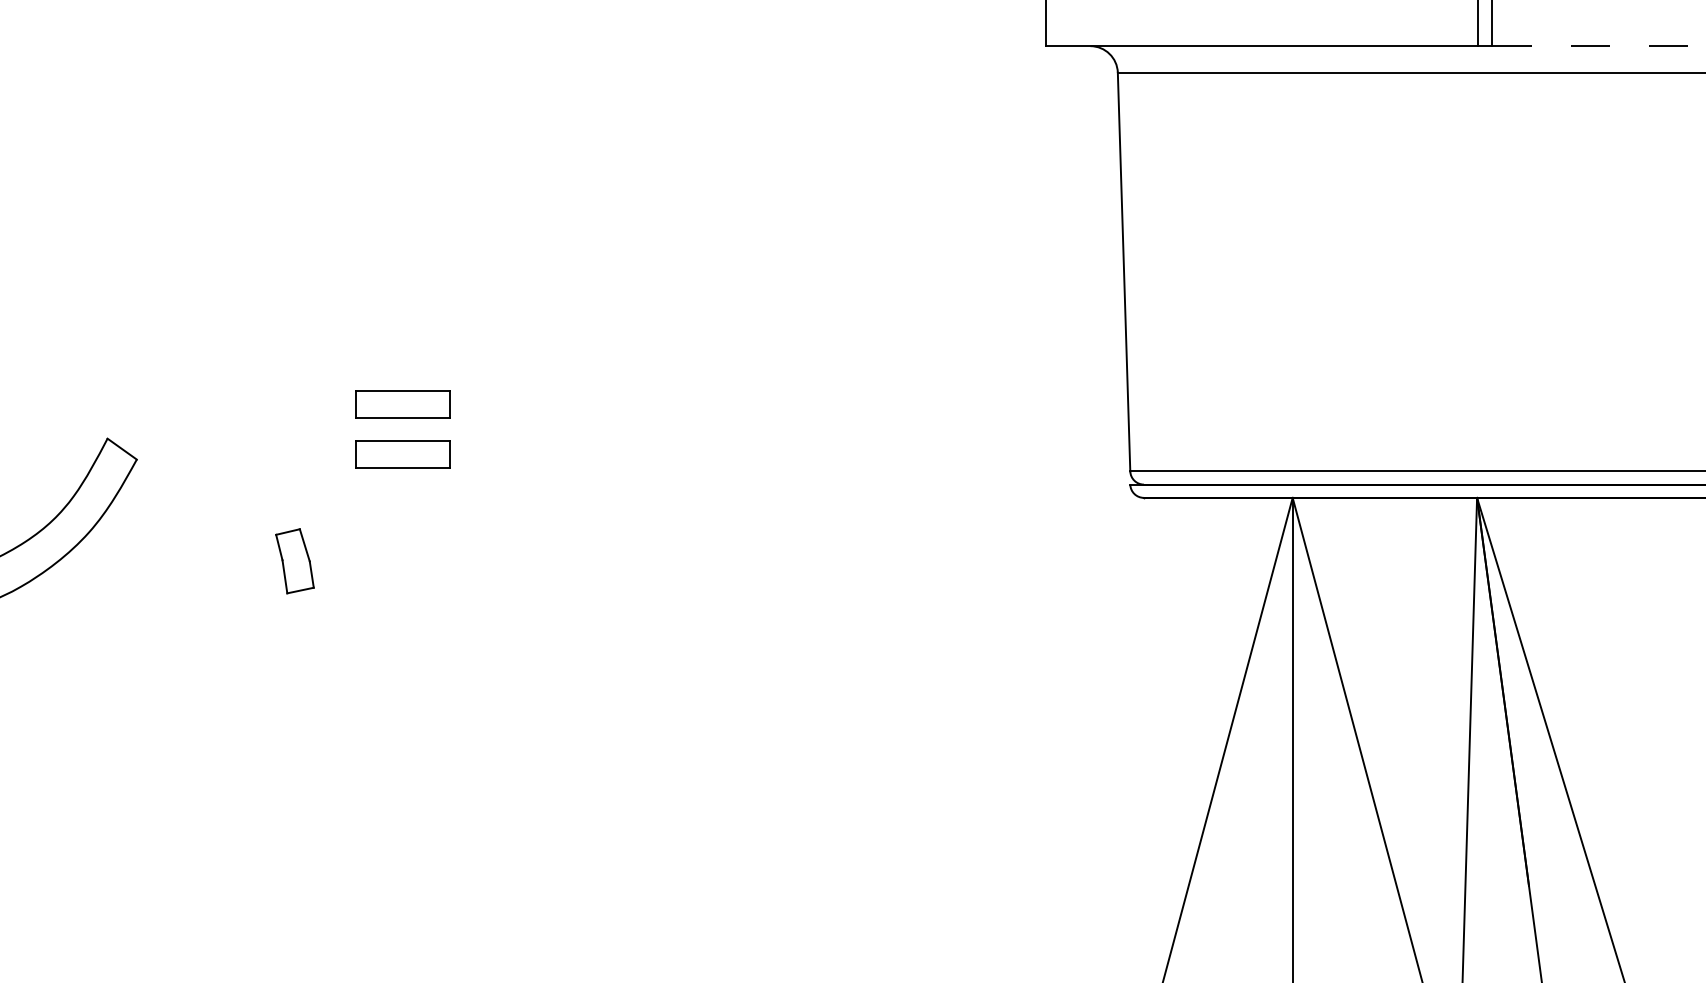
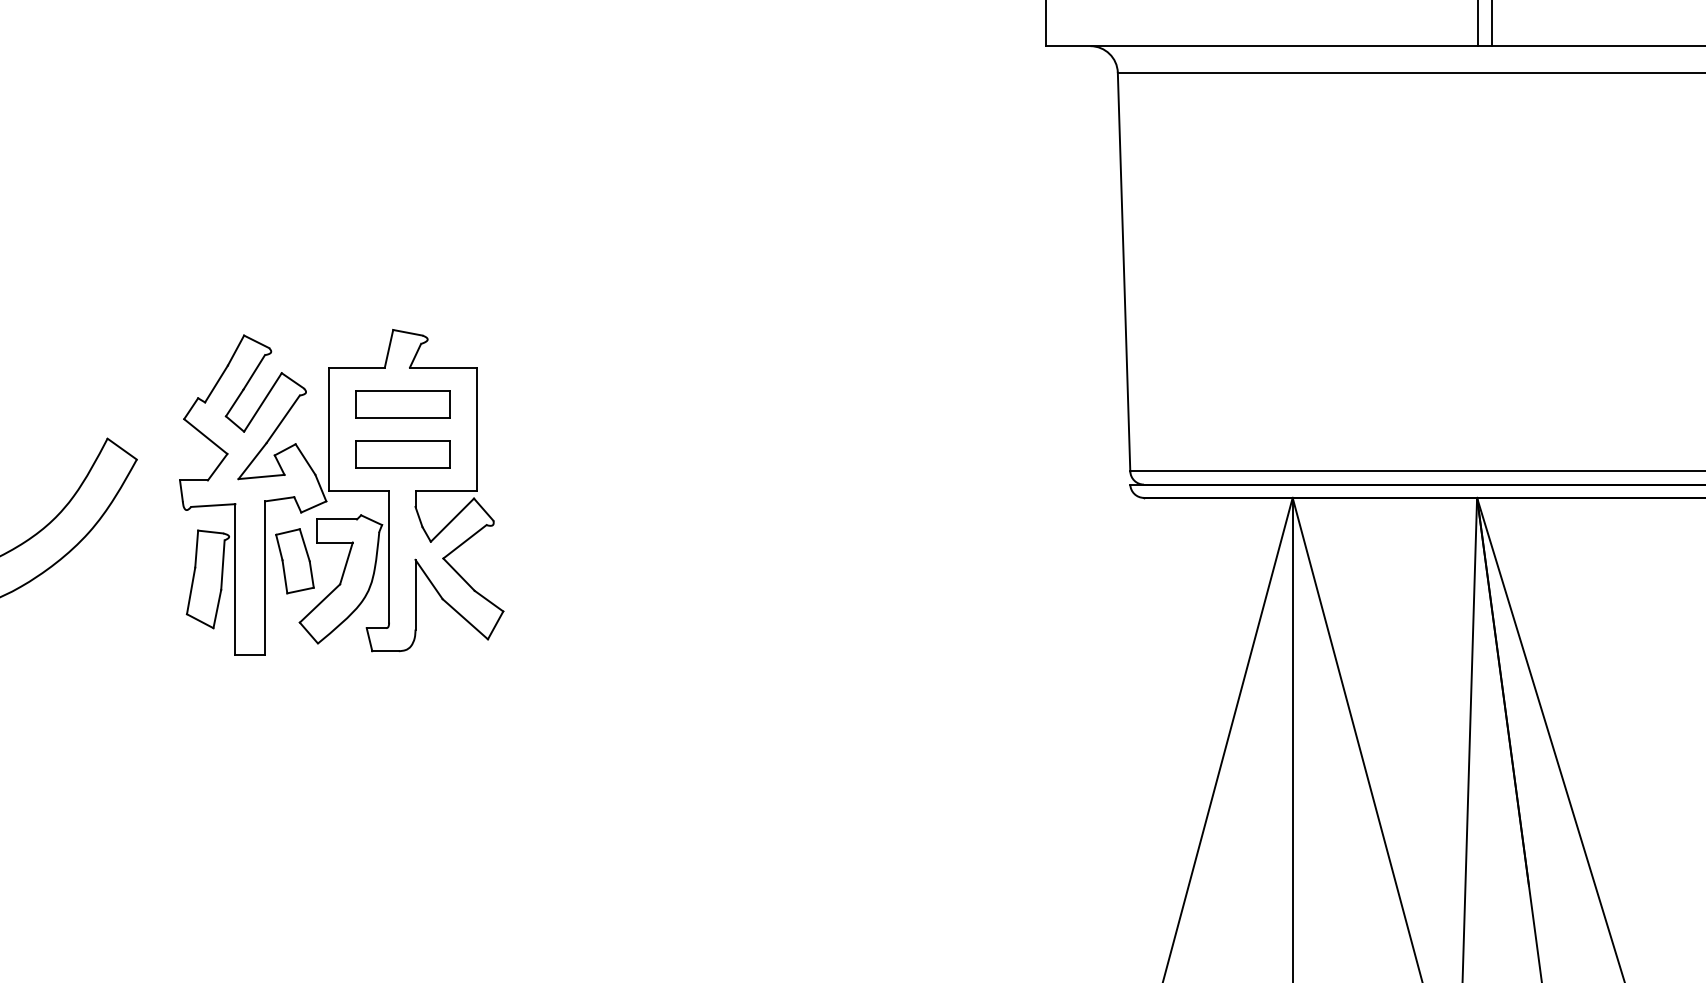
line: dashed -> solid (1598, 46)
part: none -> present (341, 492)
